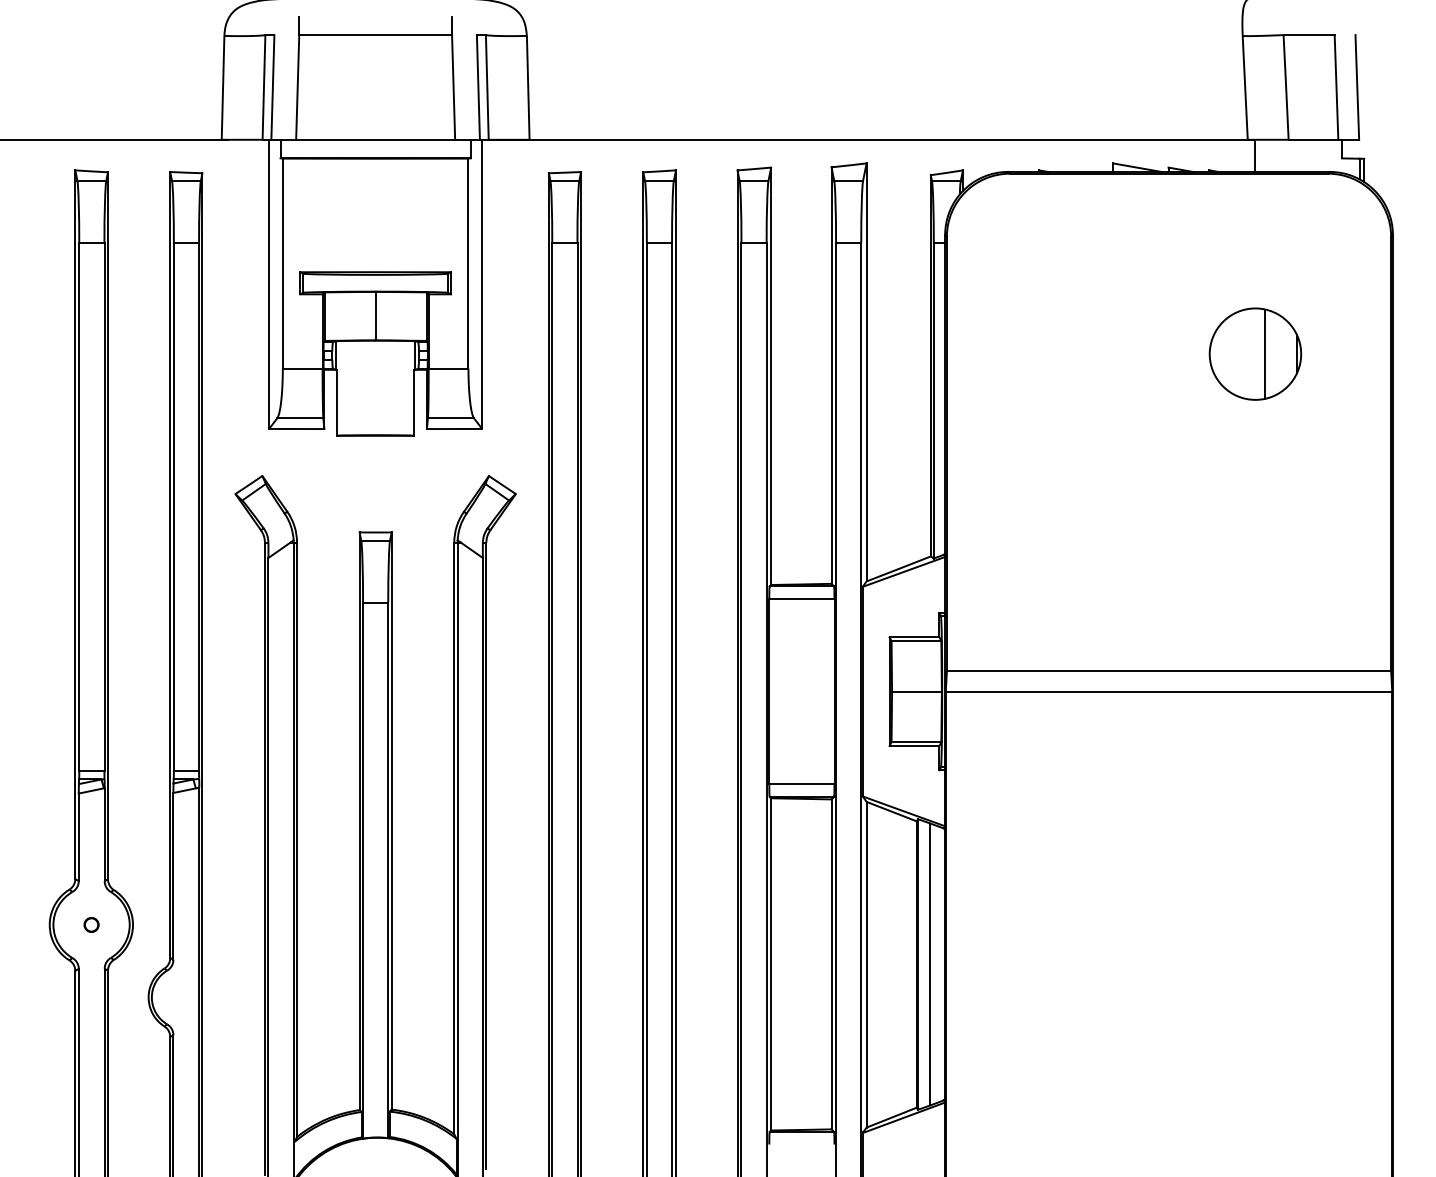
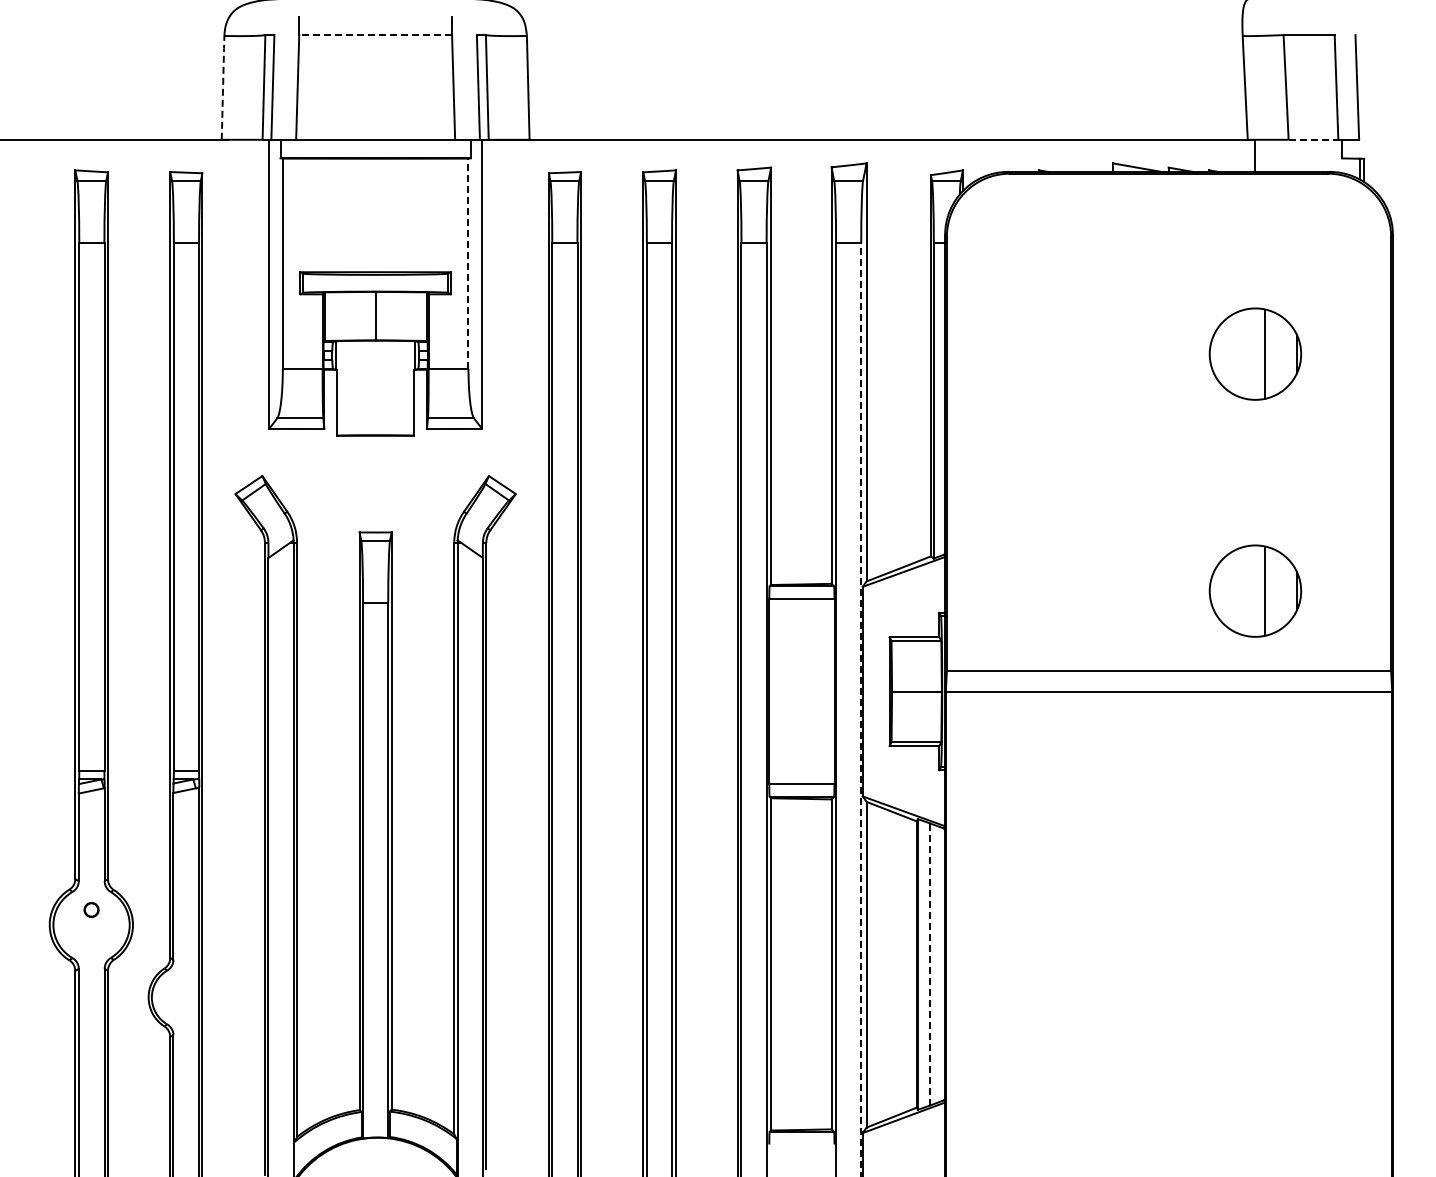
line: solid -> dashed (375, 35)
line: solid -> dashed (223, 87)
line: solid -> dashed (1313, 139)
line: solid -> dashed (468, 263)
part: none -> present (1255, 590)
line: solid -> dashed (861, 709)
circle position: (91, 924) -> (91, 909) (91, 909)
line: solid -> dashed (930, 964)
